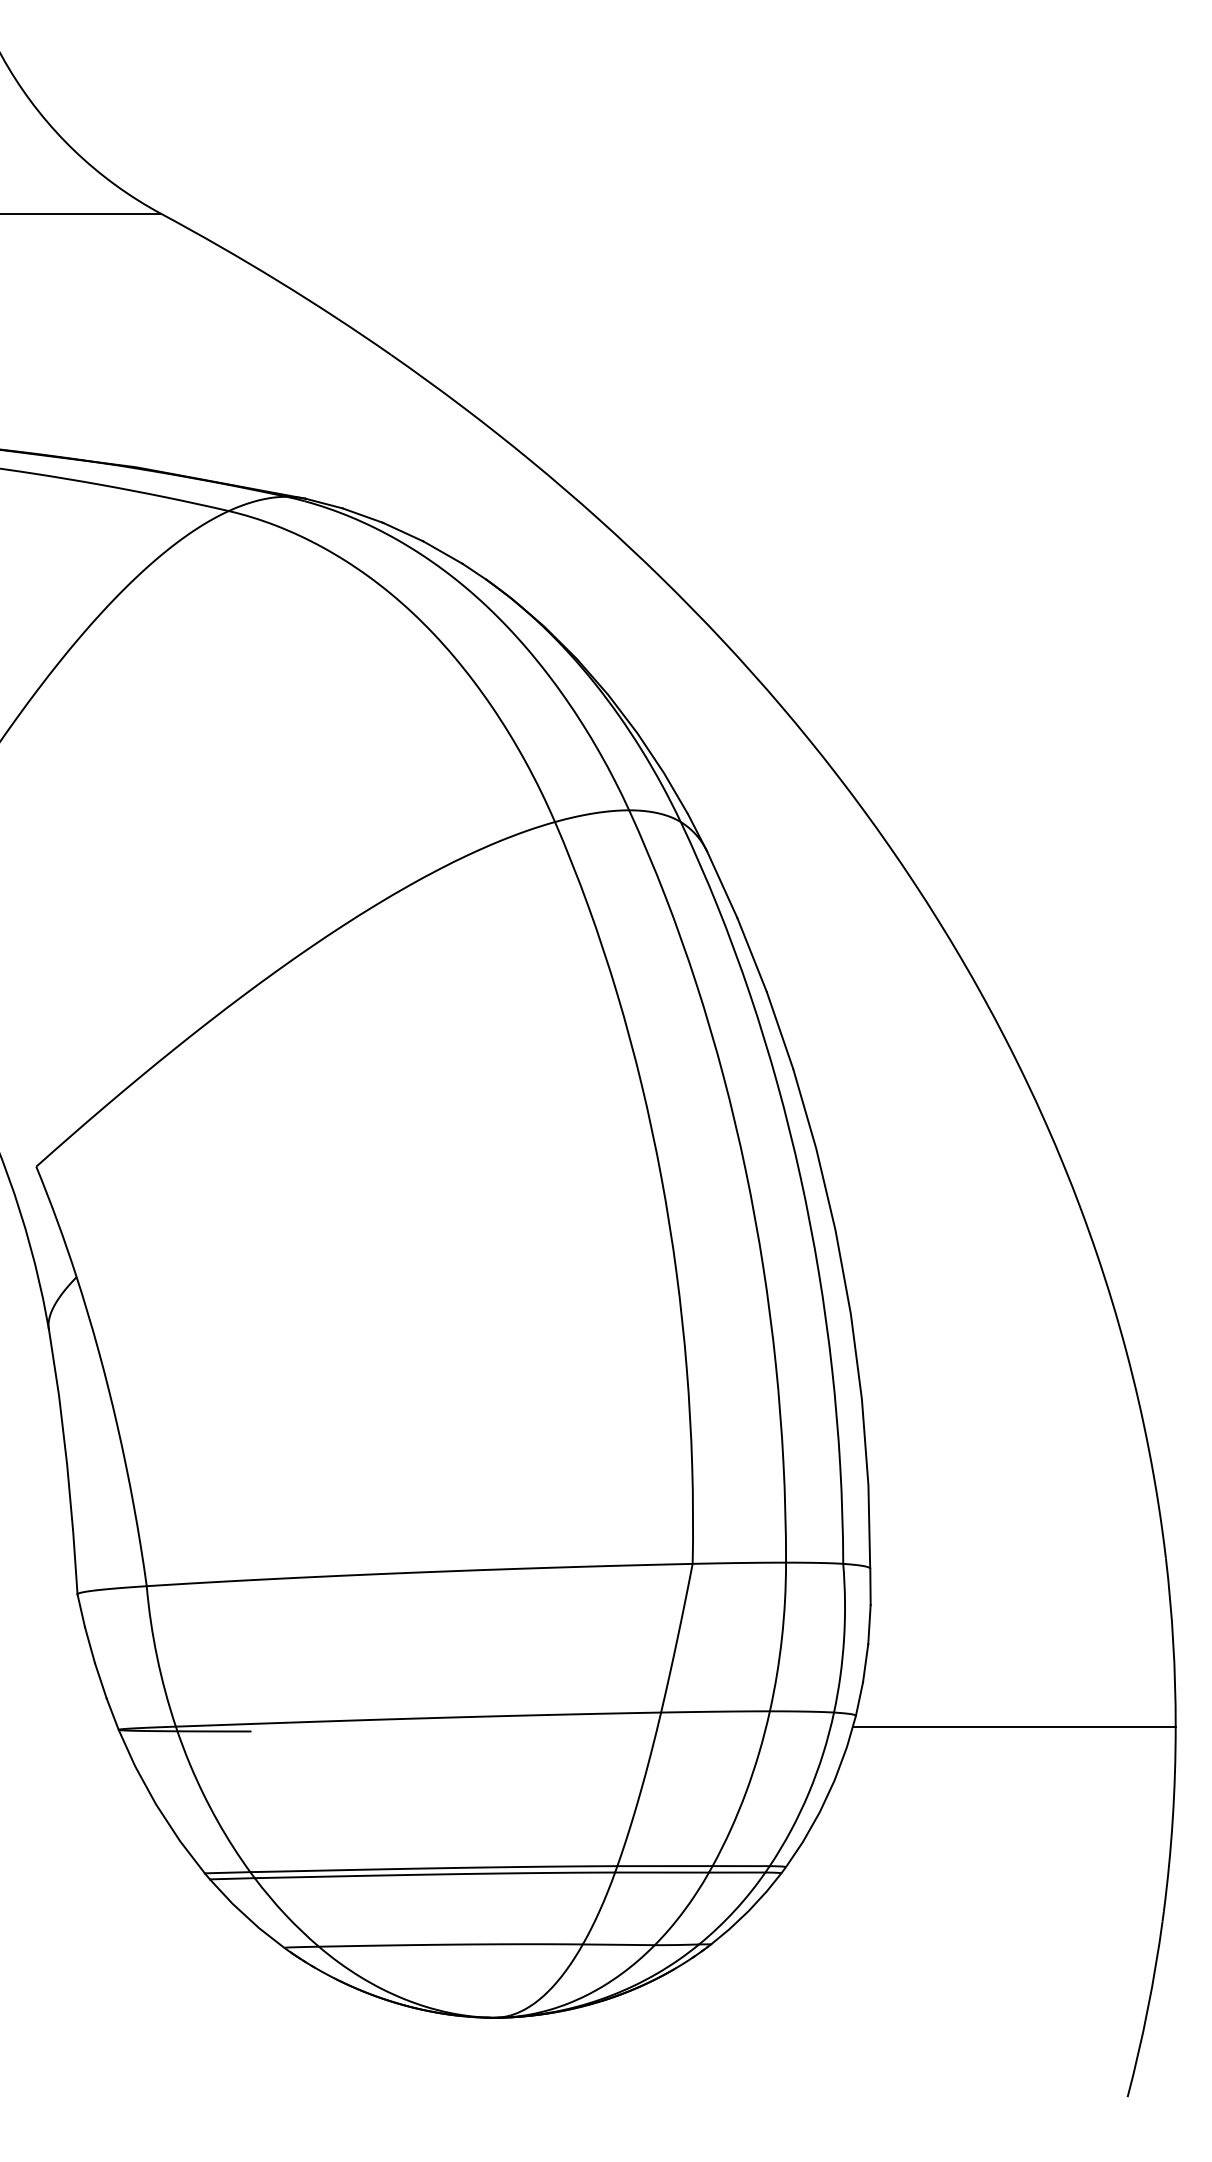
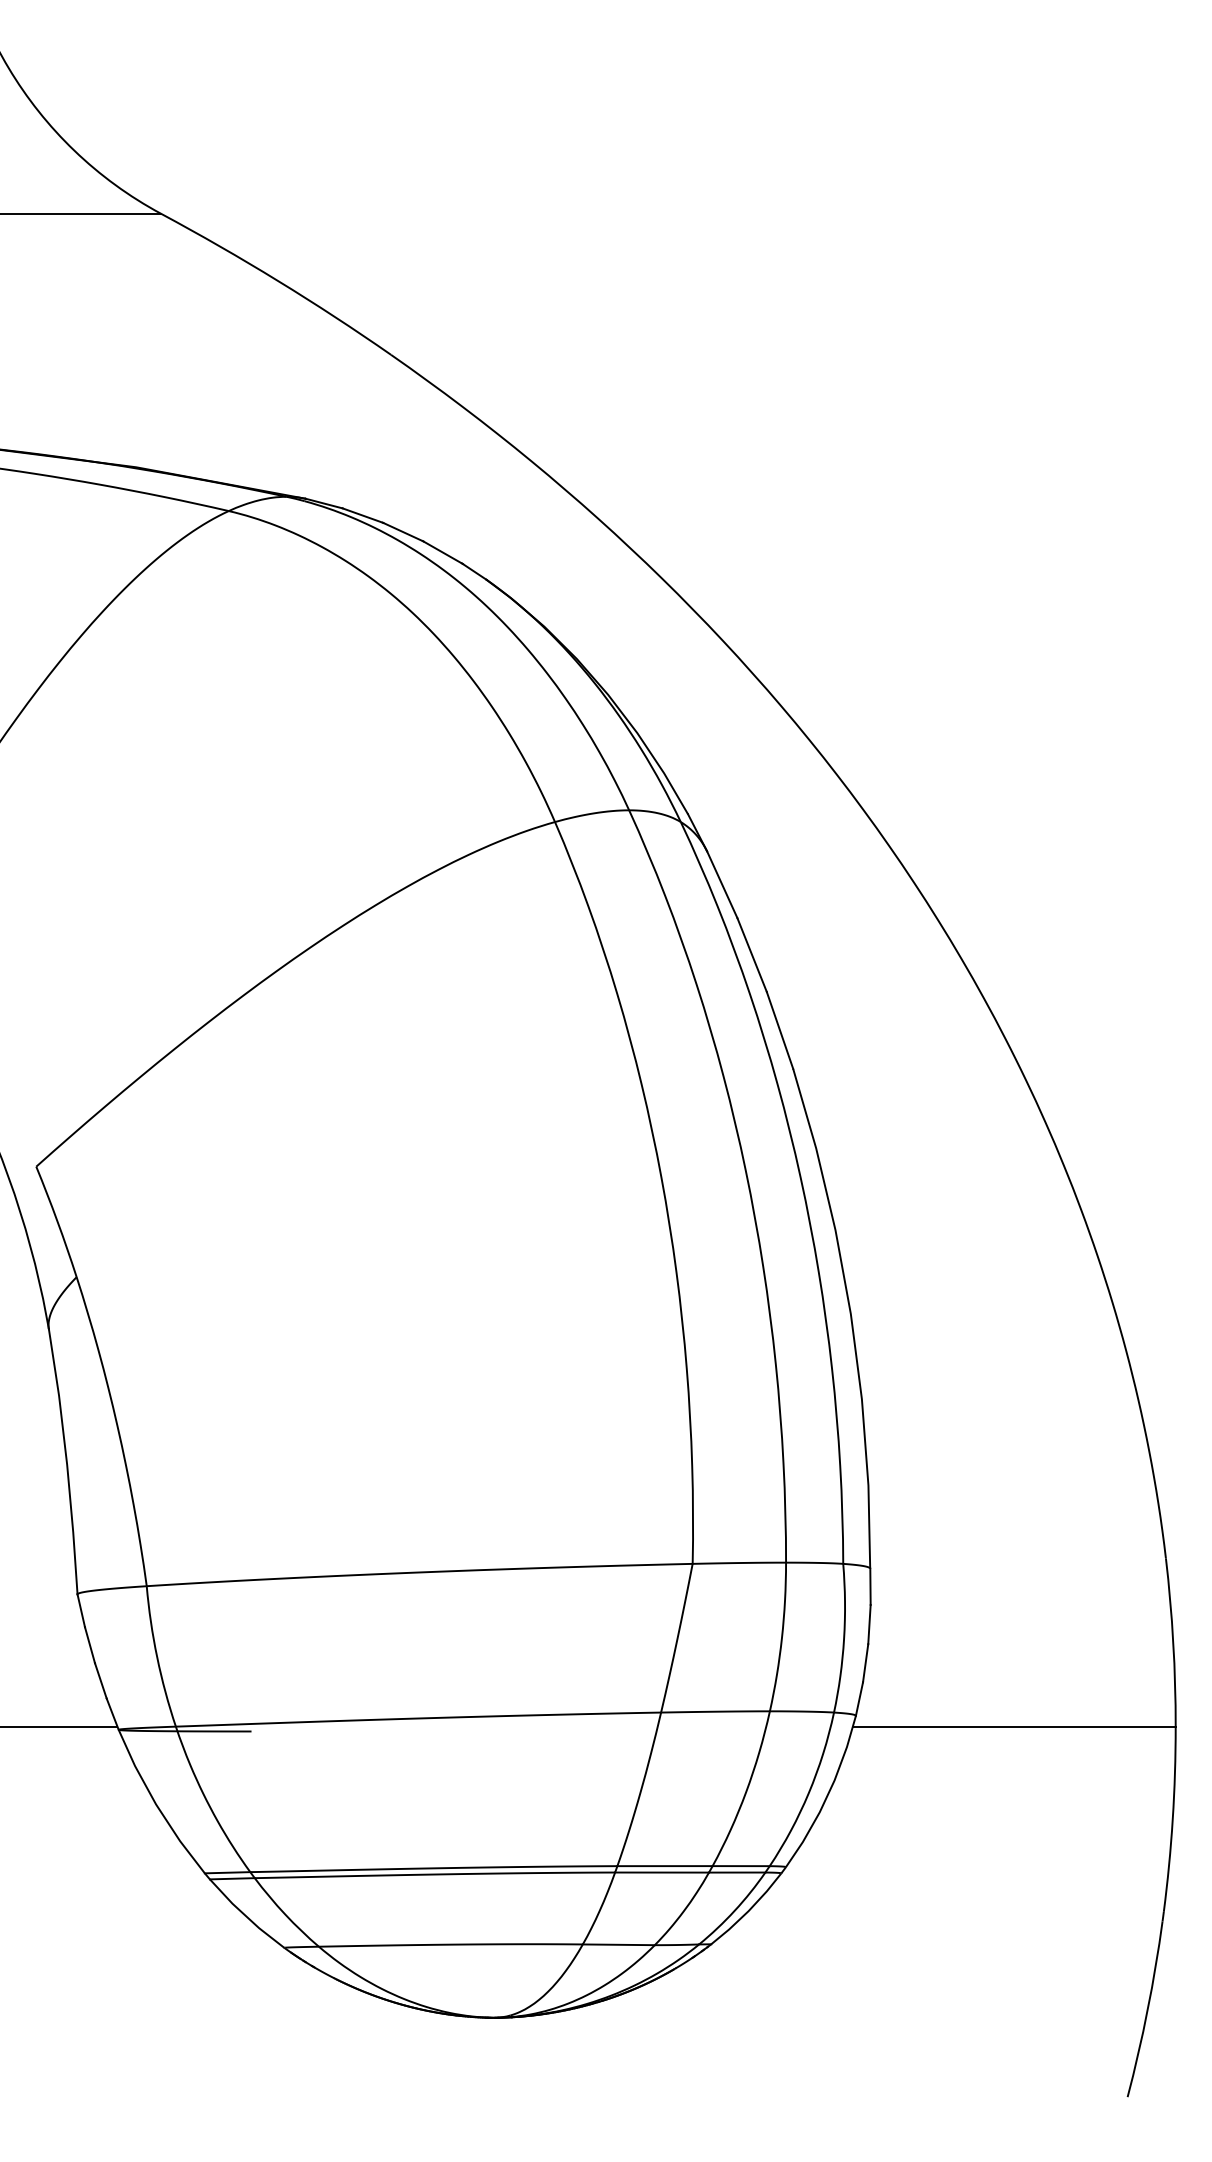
line: none -> present (59, 1726)
